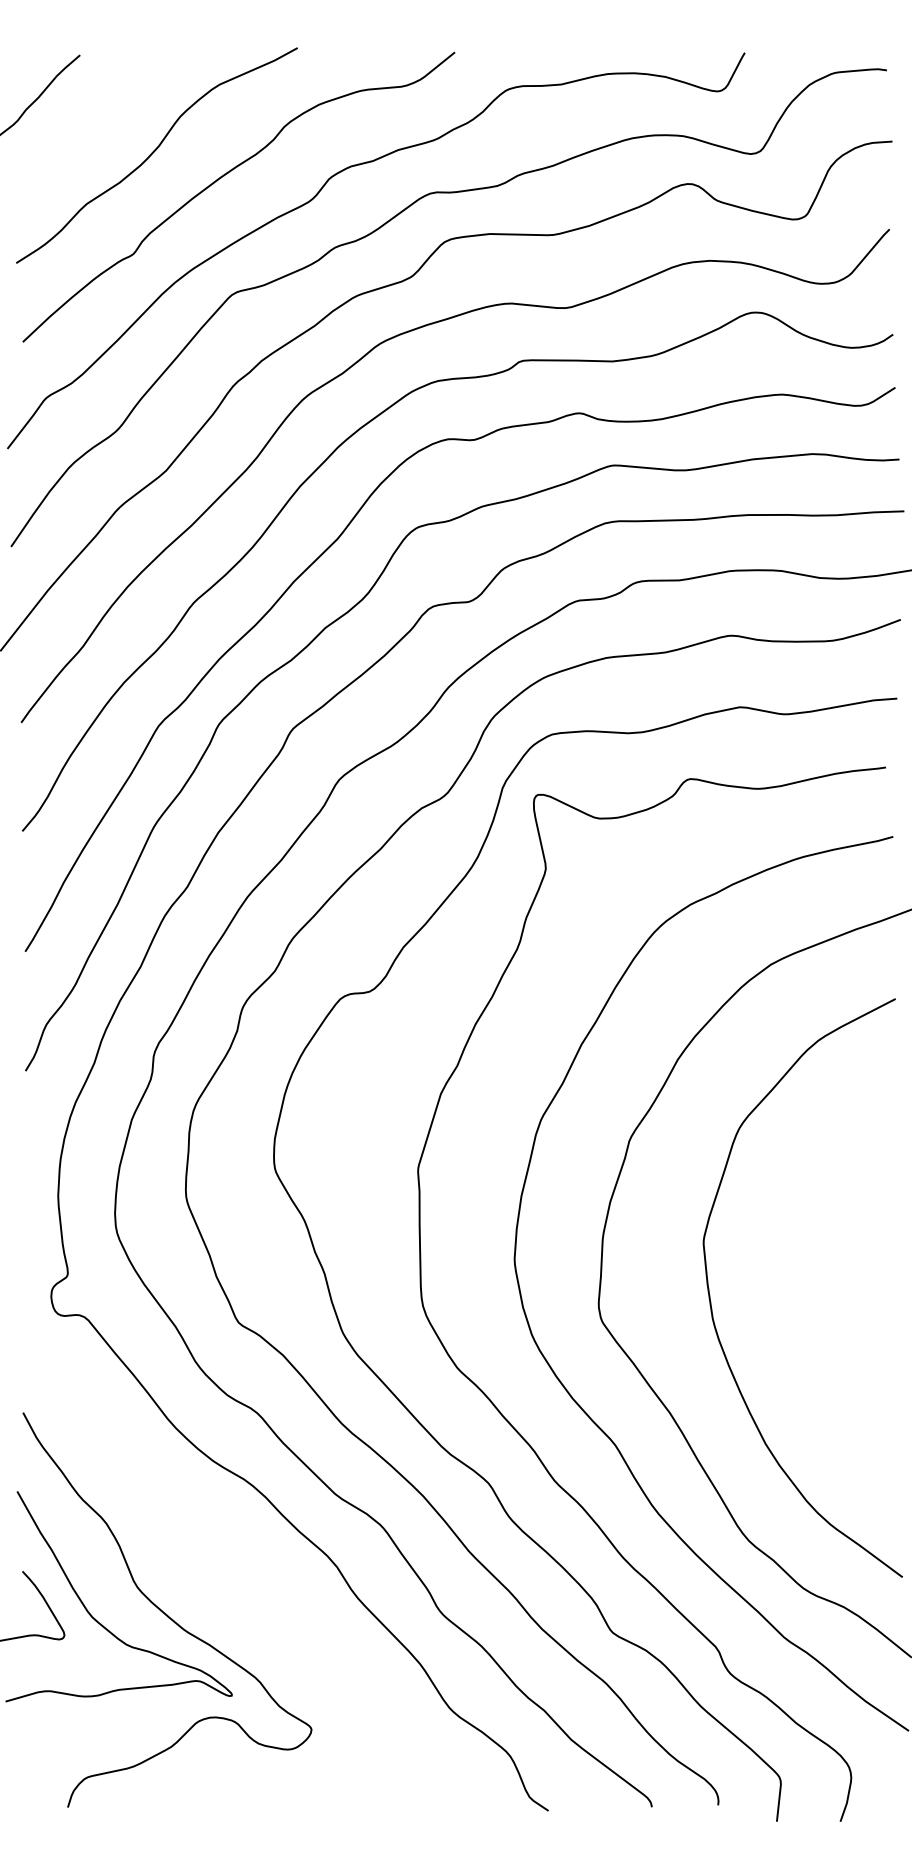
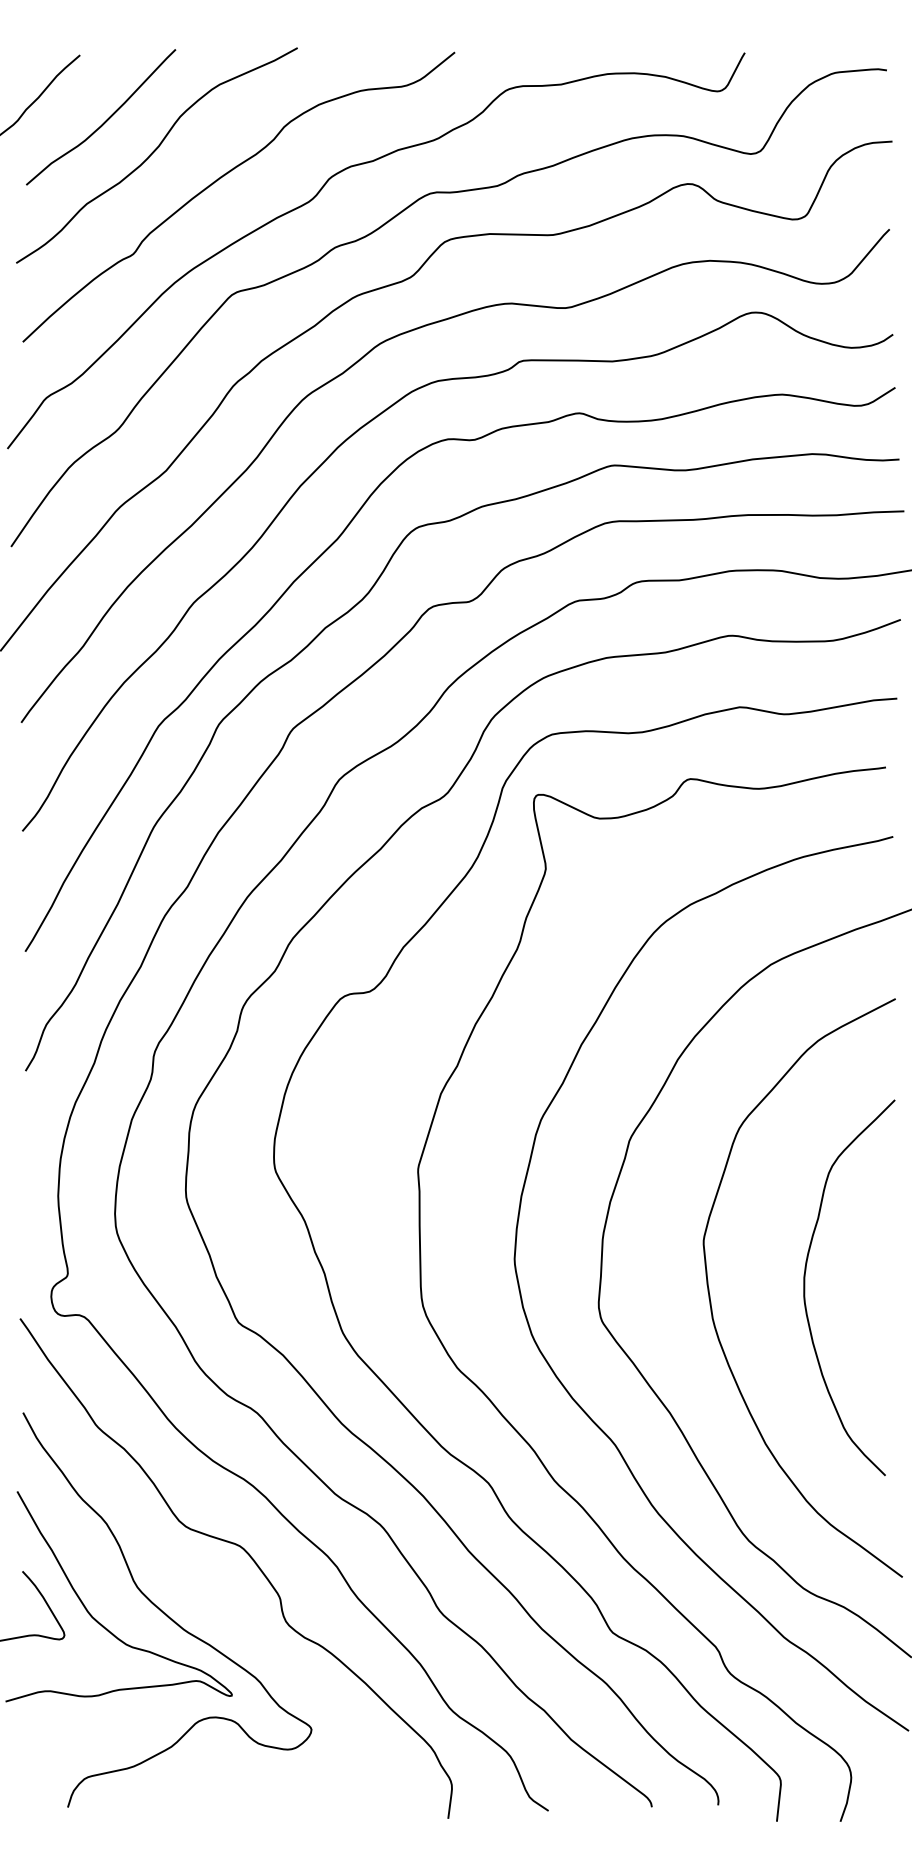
curve: none -> present (105, 120)
curve: none -> present (805, 1287)
curve: none -> present (250, 1558)
